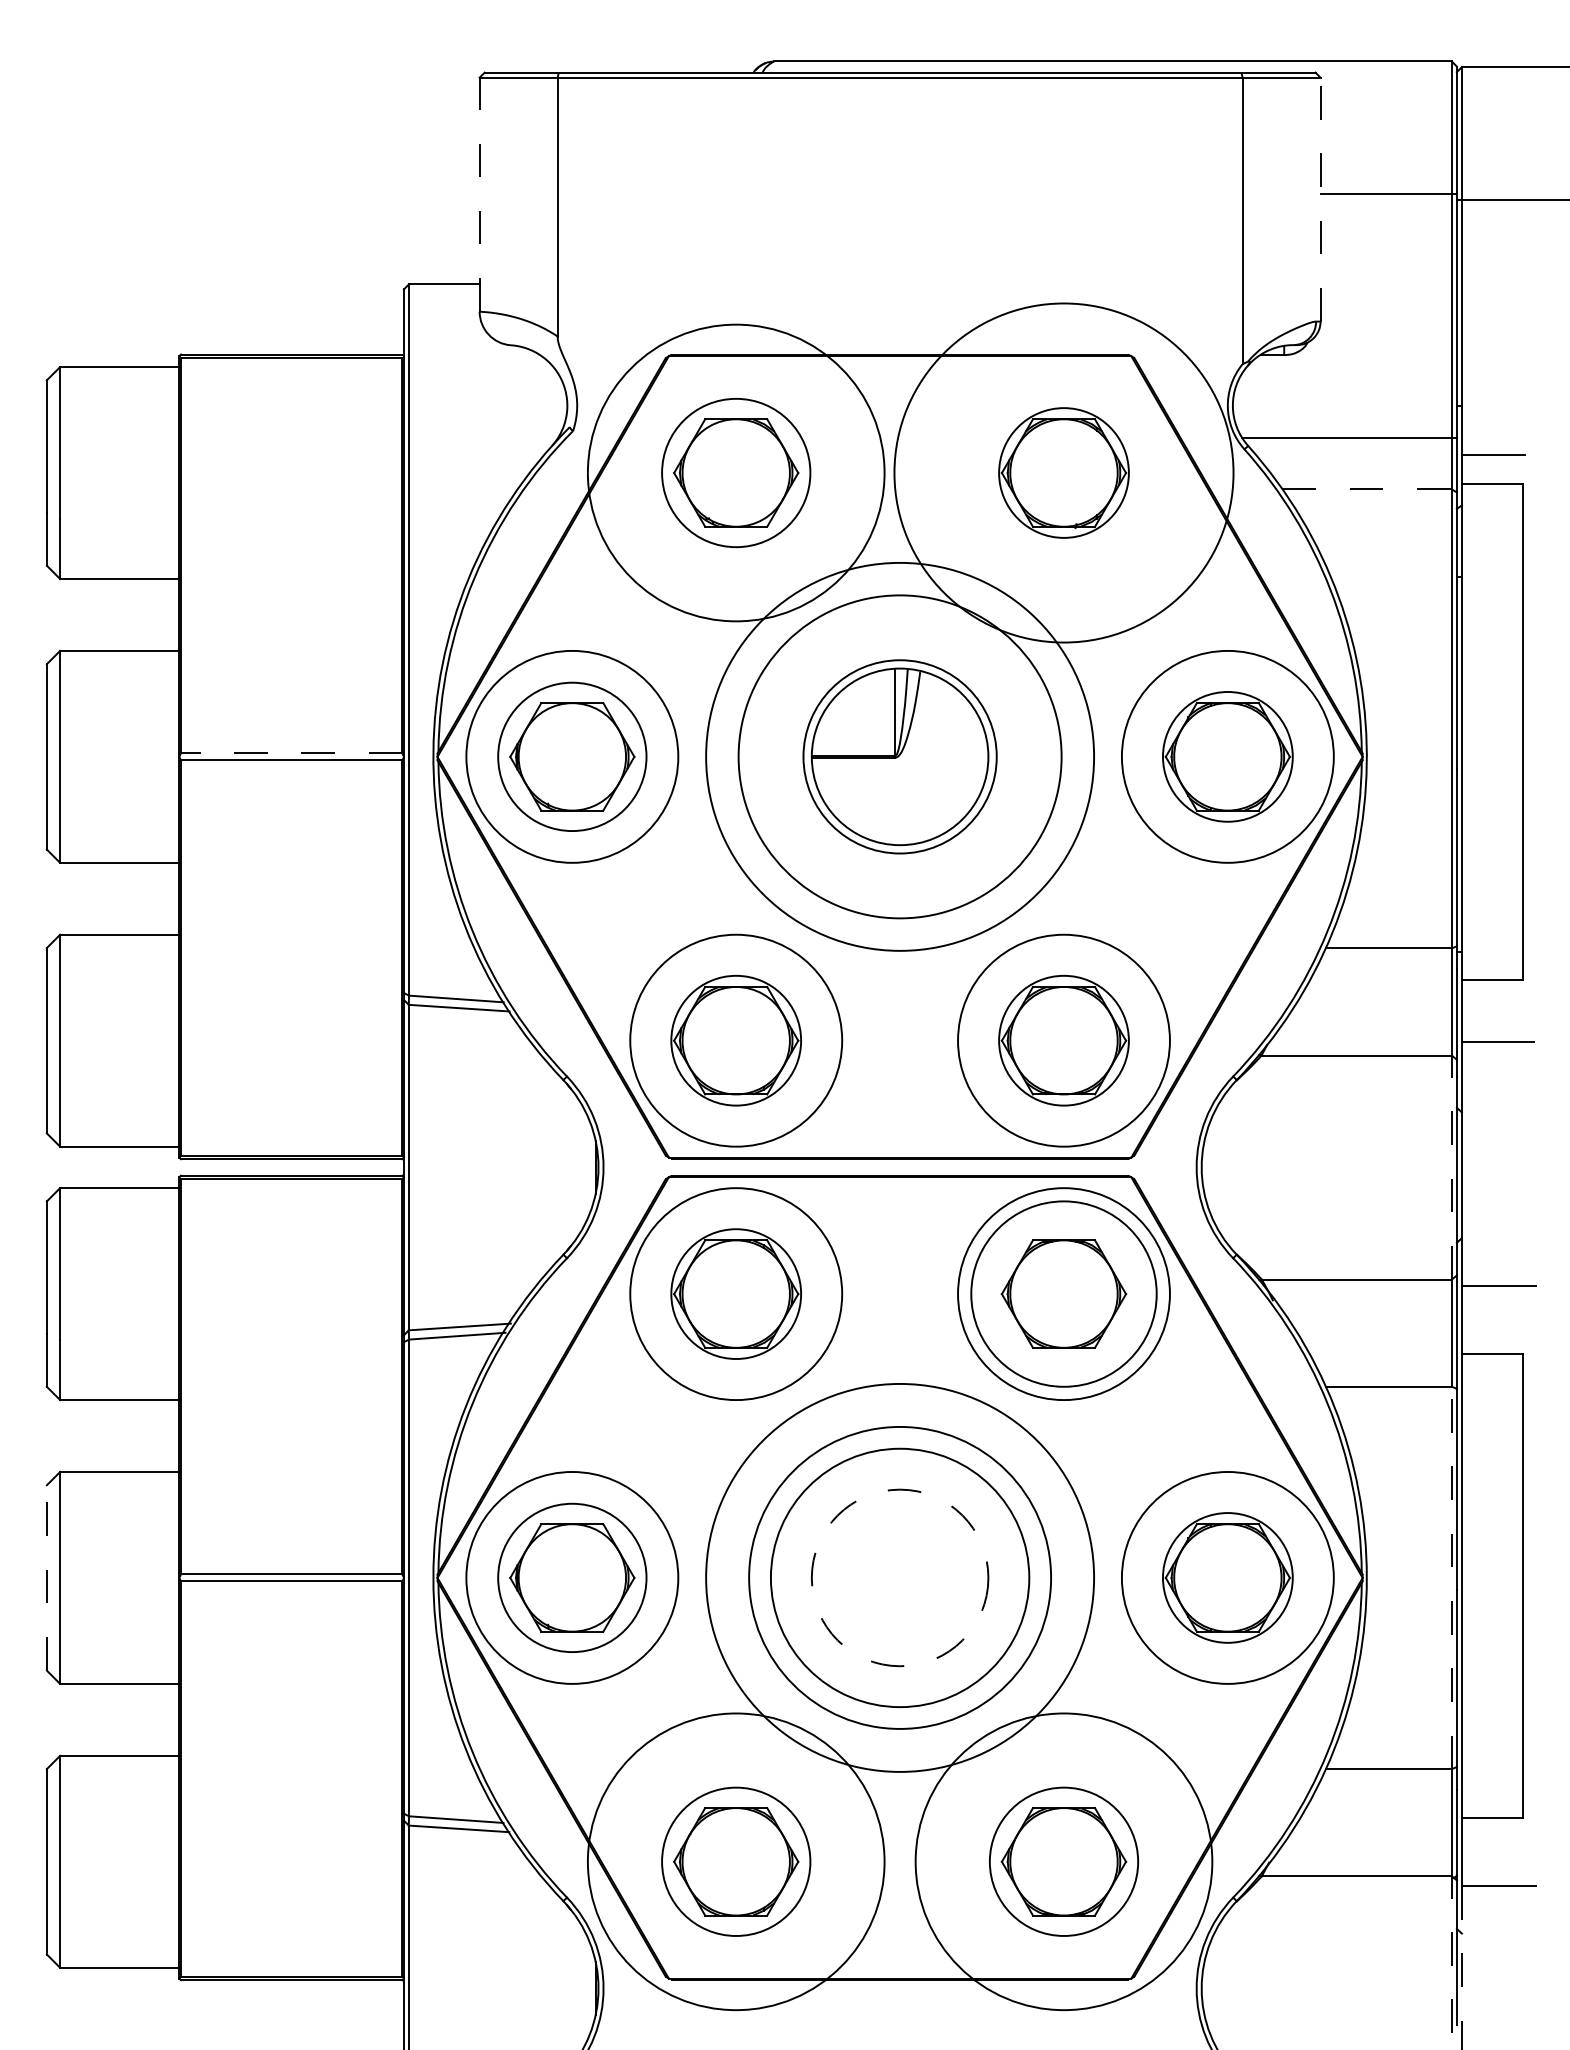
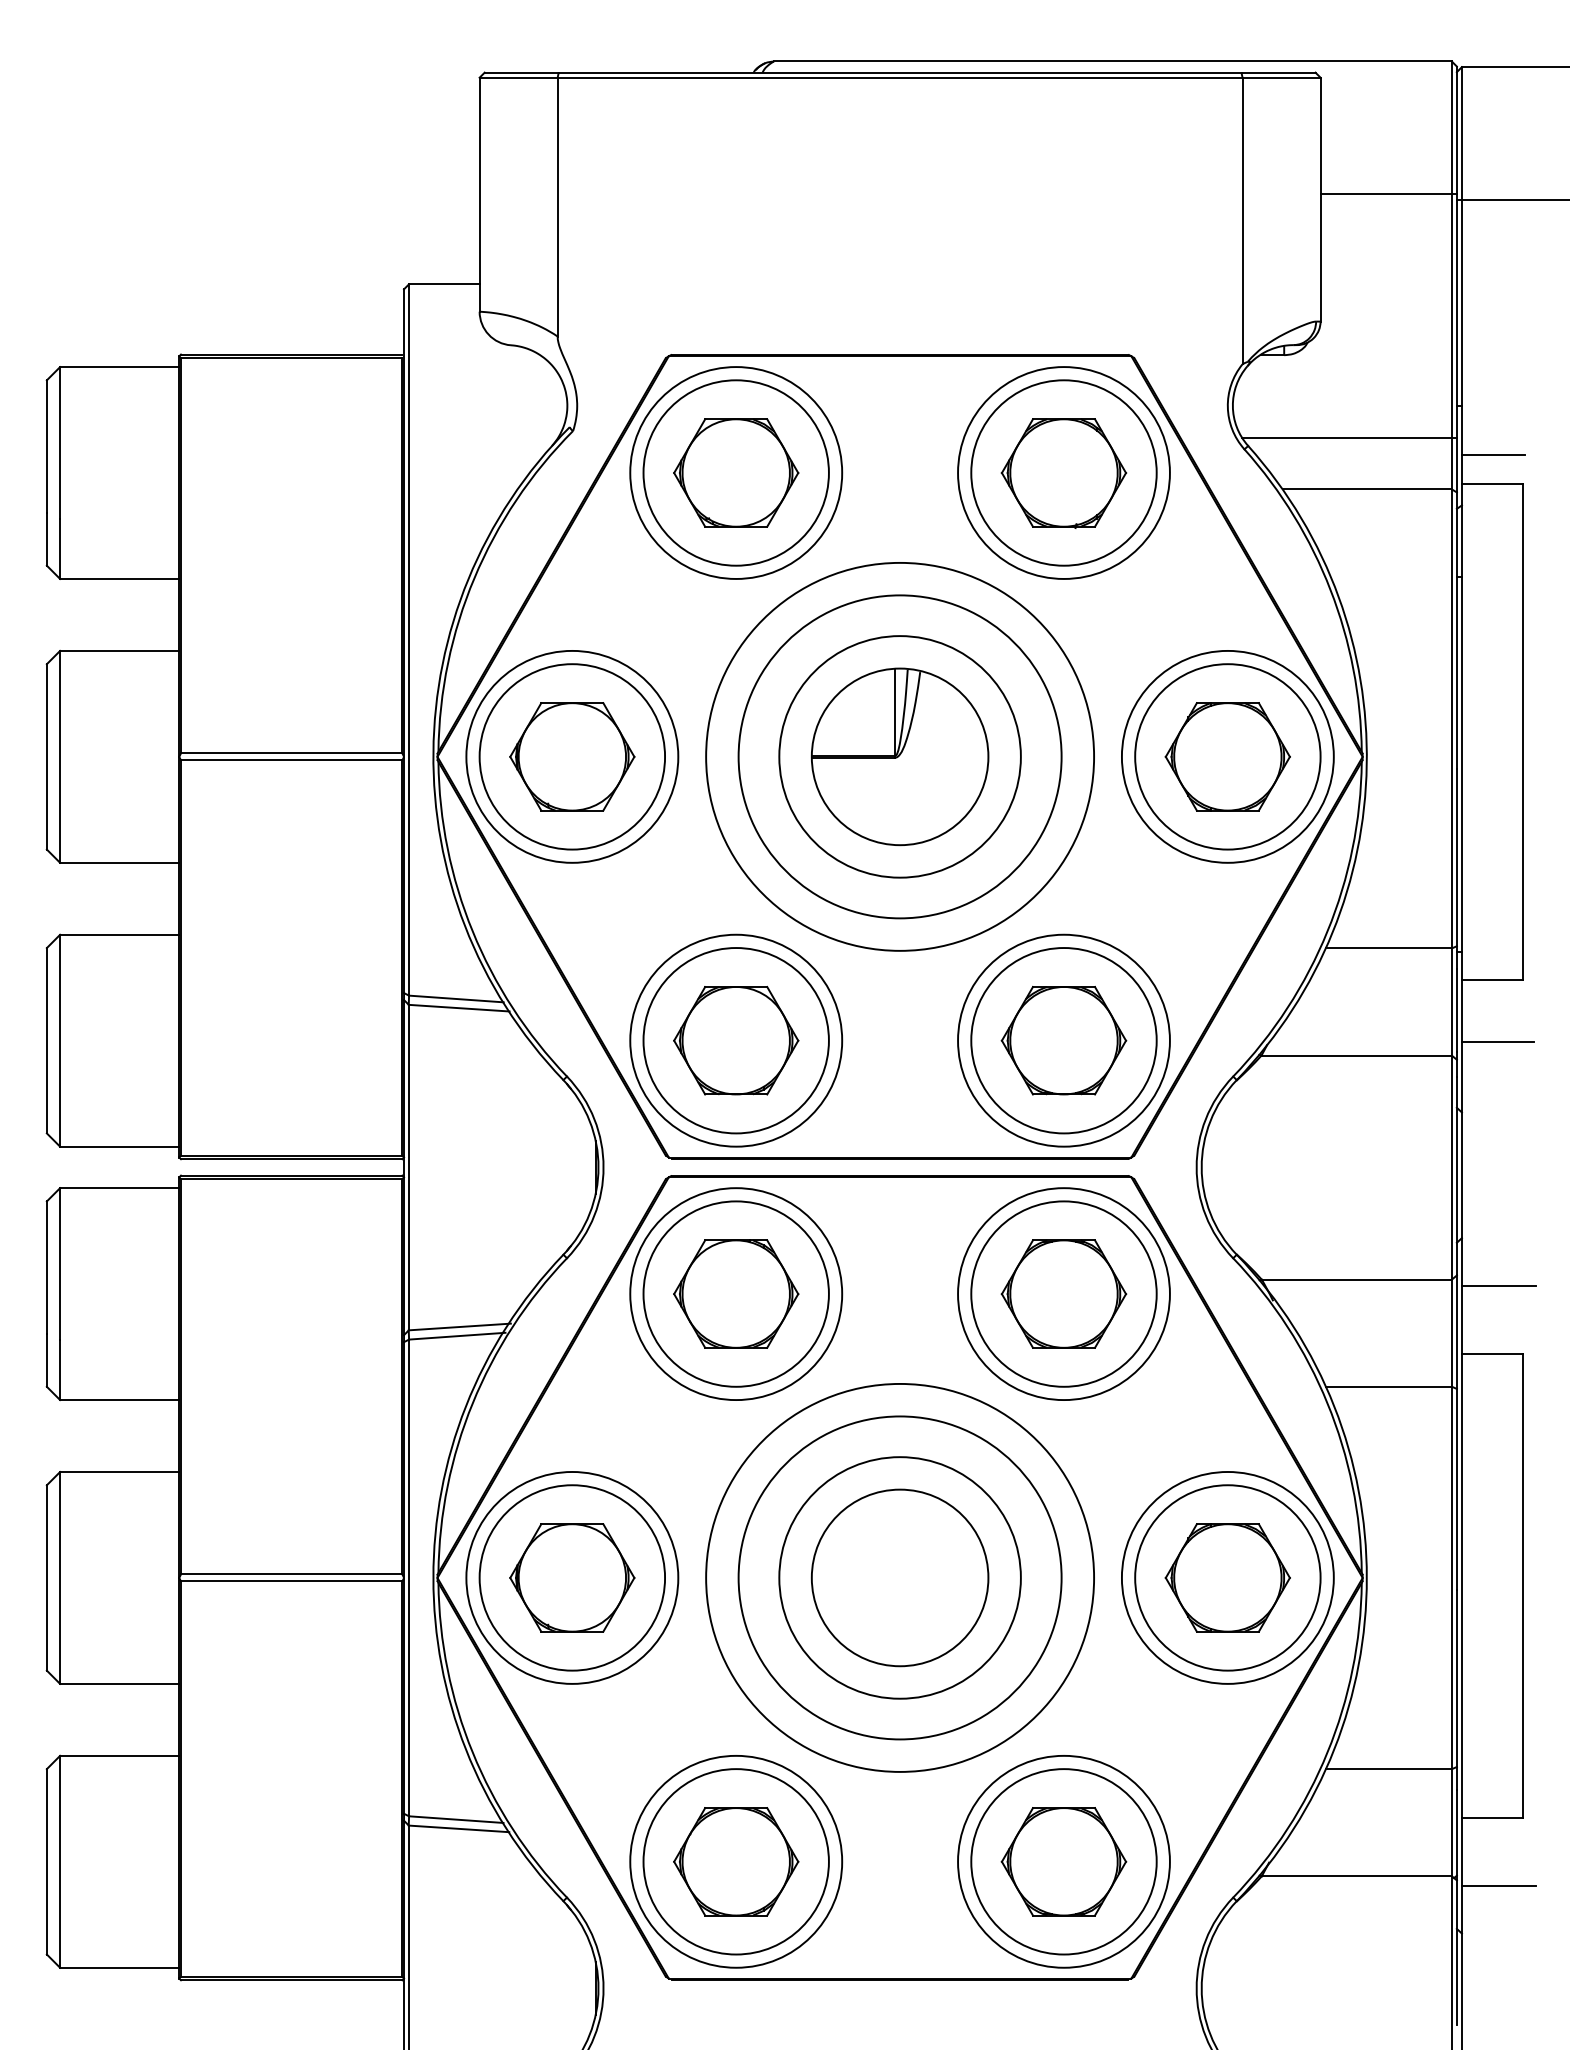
line: dashed -> solid (479, 194)
line: dashed -> solid (1320, 199)
circle diameter: 297 px -> 212 px (736, 472)
circle diameter: 148 px -> 185 px (735, 472)
circle diameter: 130 px -> 185 px (1063, 472)
circle diameter: 339 px -> 212 px (1063, 472)
line: dashed -> solid (1367, 489)
line: dashed -> solid (291, 753)
circle diameter: 148 px -> 185 px (572, 756)
circle diameter: 193 px -> 242 px (899, 756)
circle diameter: 130 px -> 185 px (1227, 756)
circle diameter: 130 px -> 185 px (735, 1040)
circle diameter: 130 px -> 185 px (1063, 1040)
line: dashed -> solid (1451, 1167)
circle diameter: 130 px -> 185 px (735, 1293)
line: dashed -> solid (46, 1577)
circle diameter: 148 px -> 185 px (572, 1577)
circle diameter: 258 px -> 323 px (899, 1577)
circle: dashed -> solid (899, 1577)
circle diameter: 302 px -> 242 px (899, 1577)
circle diameter: 130 px -> 185 px (1227, 1577)
line: dashed -> solid (1451, 1577)
circle diameter: 297 px -> 212 px (736, 1861)
circle diameter: 148 px -> 185 px (735, 1861)
circle diameter: 148 px -> 185 px (1063, 1861)
circle diameter: 297 px -> 212 px (1063, 1861)
line: dashed -> solid (1451, 1962)
line: dashed -> solid (1461, 1968)
